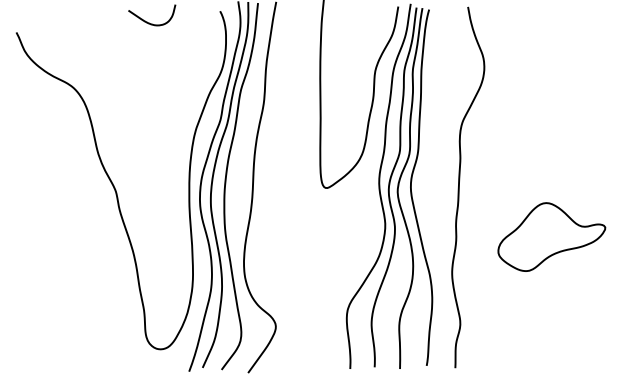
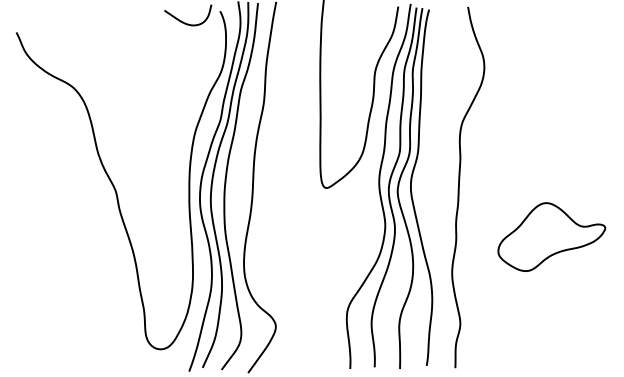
curve position: (149, 22) -> (185, 22) (185, 22)
